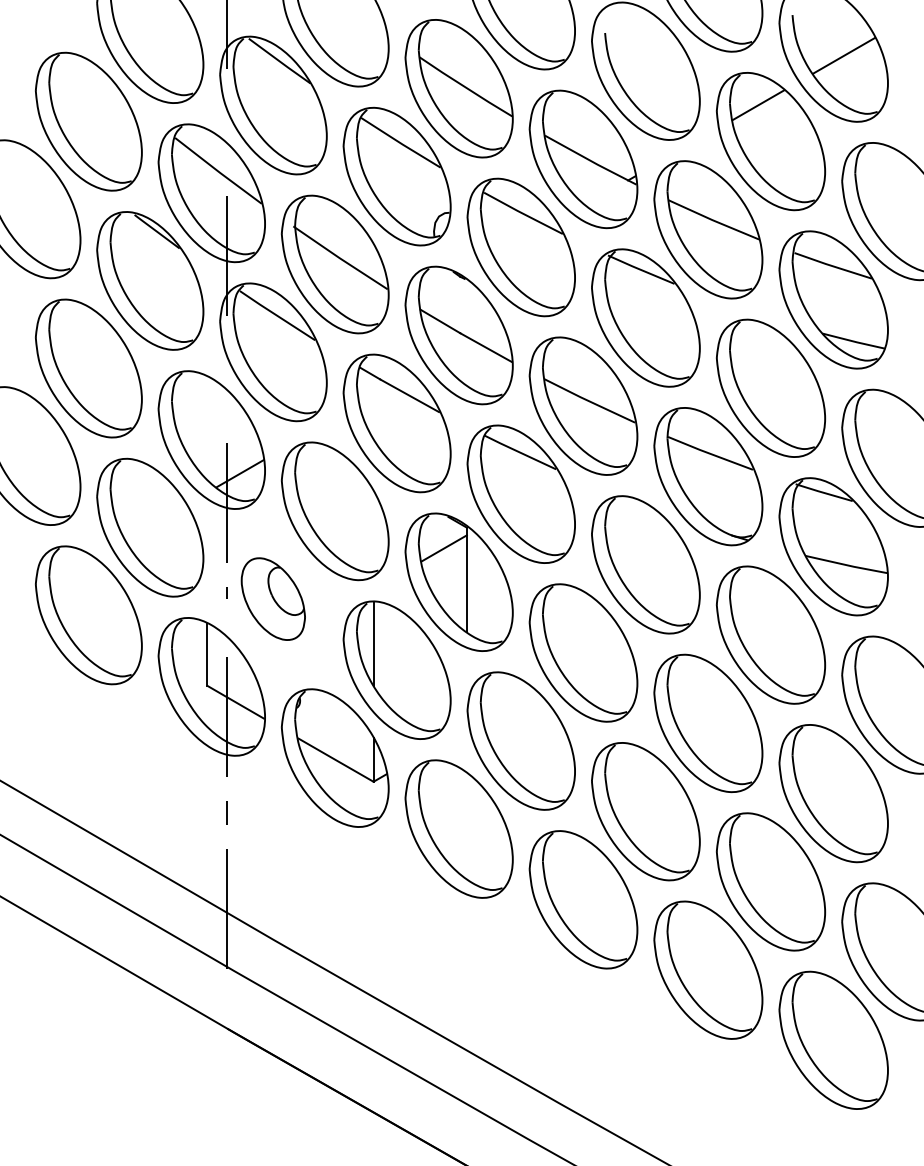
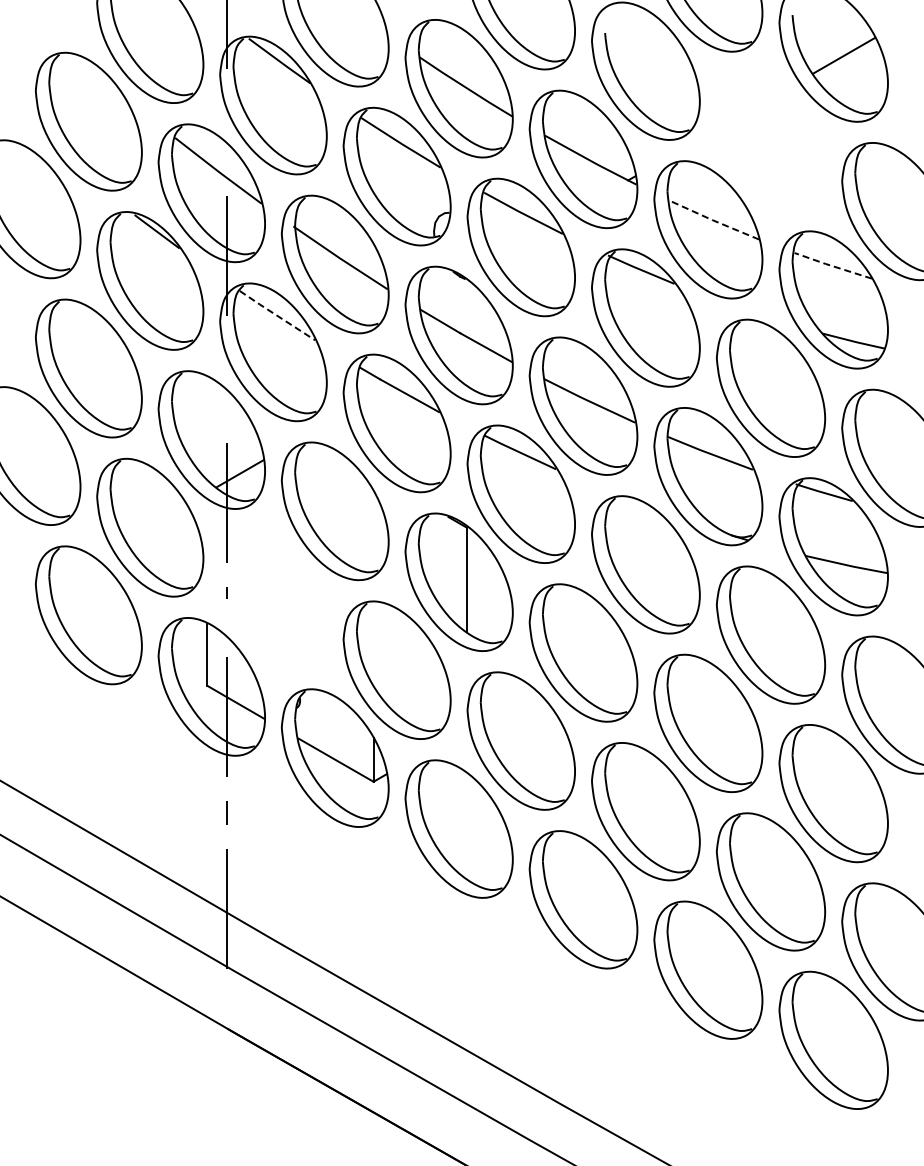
part: present -> none (771, 141)
line: solid -> dashed (713, 220)
line: solid -> dashed (832, 266)
line: solid -> dashed (276, 315)
line: present -> none (443, 548)
part: present -> none (272, 598)
line: present -> none (373, 644)
